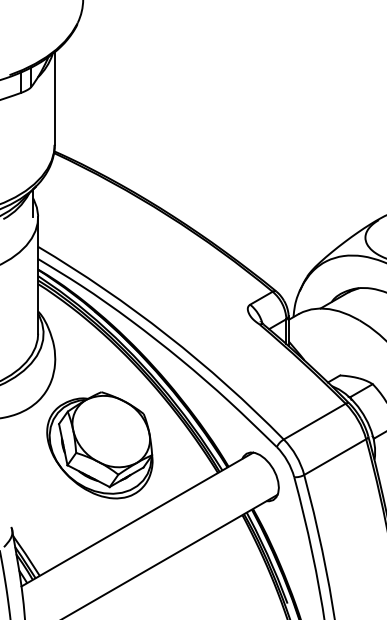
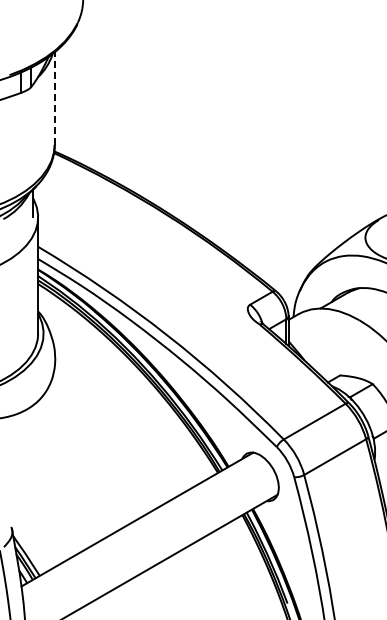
line: solid -> dashed (54, 98)
part: present -> none (99, 445)
